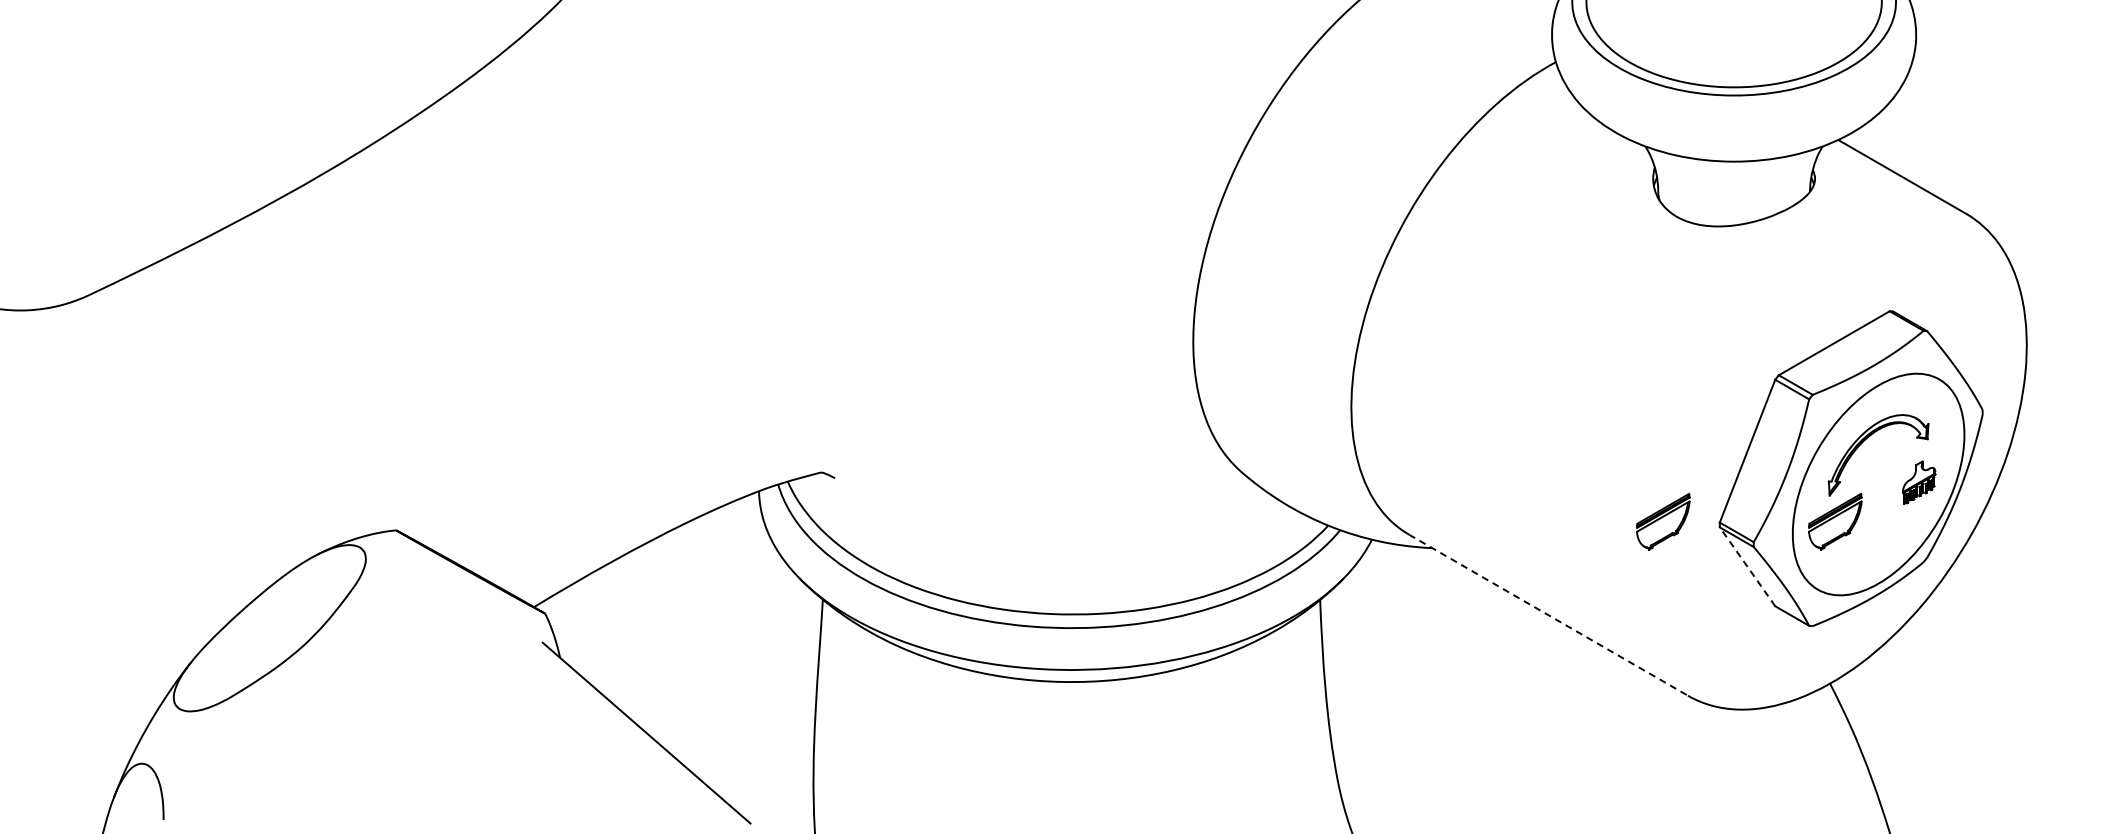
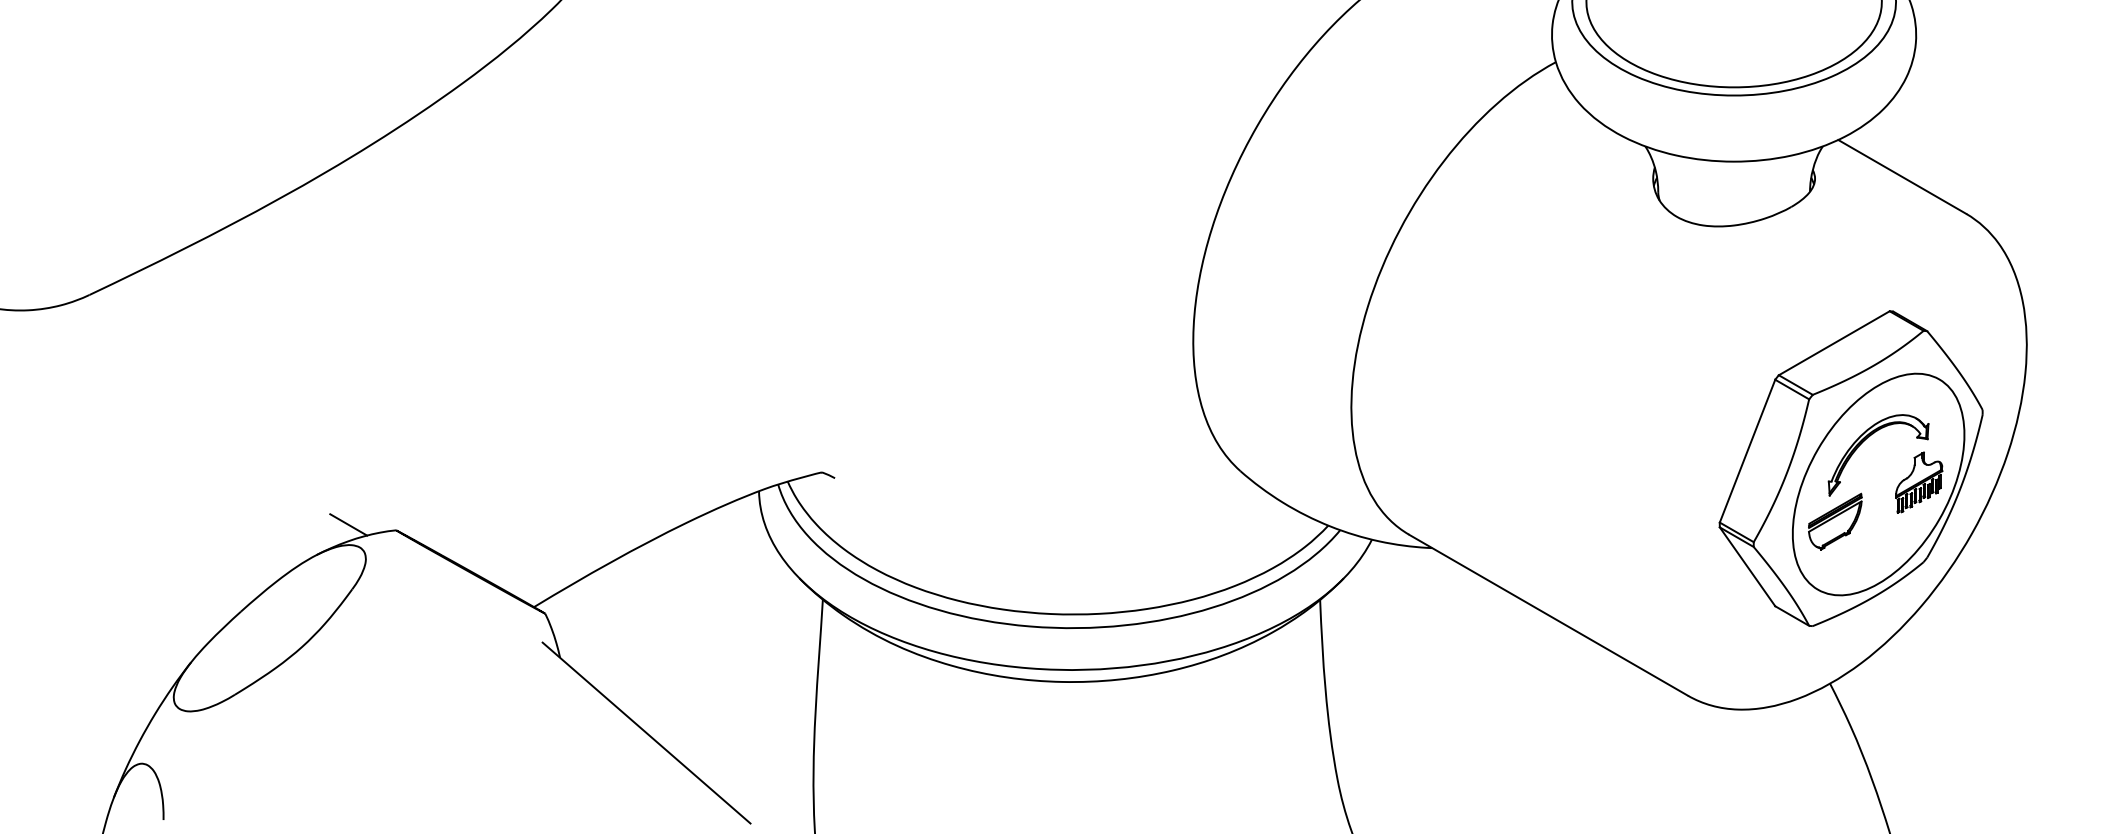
part size: 35x45 px -> 49x63 px (1919, 482)
part: present -> none (1663, 521)
line: none -> present (348, 524)
line: dashed -> solid (1747, 566)
line: dashed -> solid (1548, 615)
